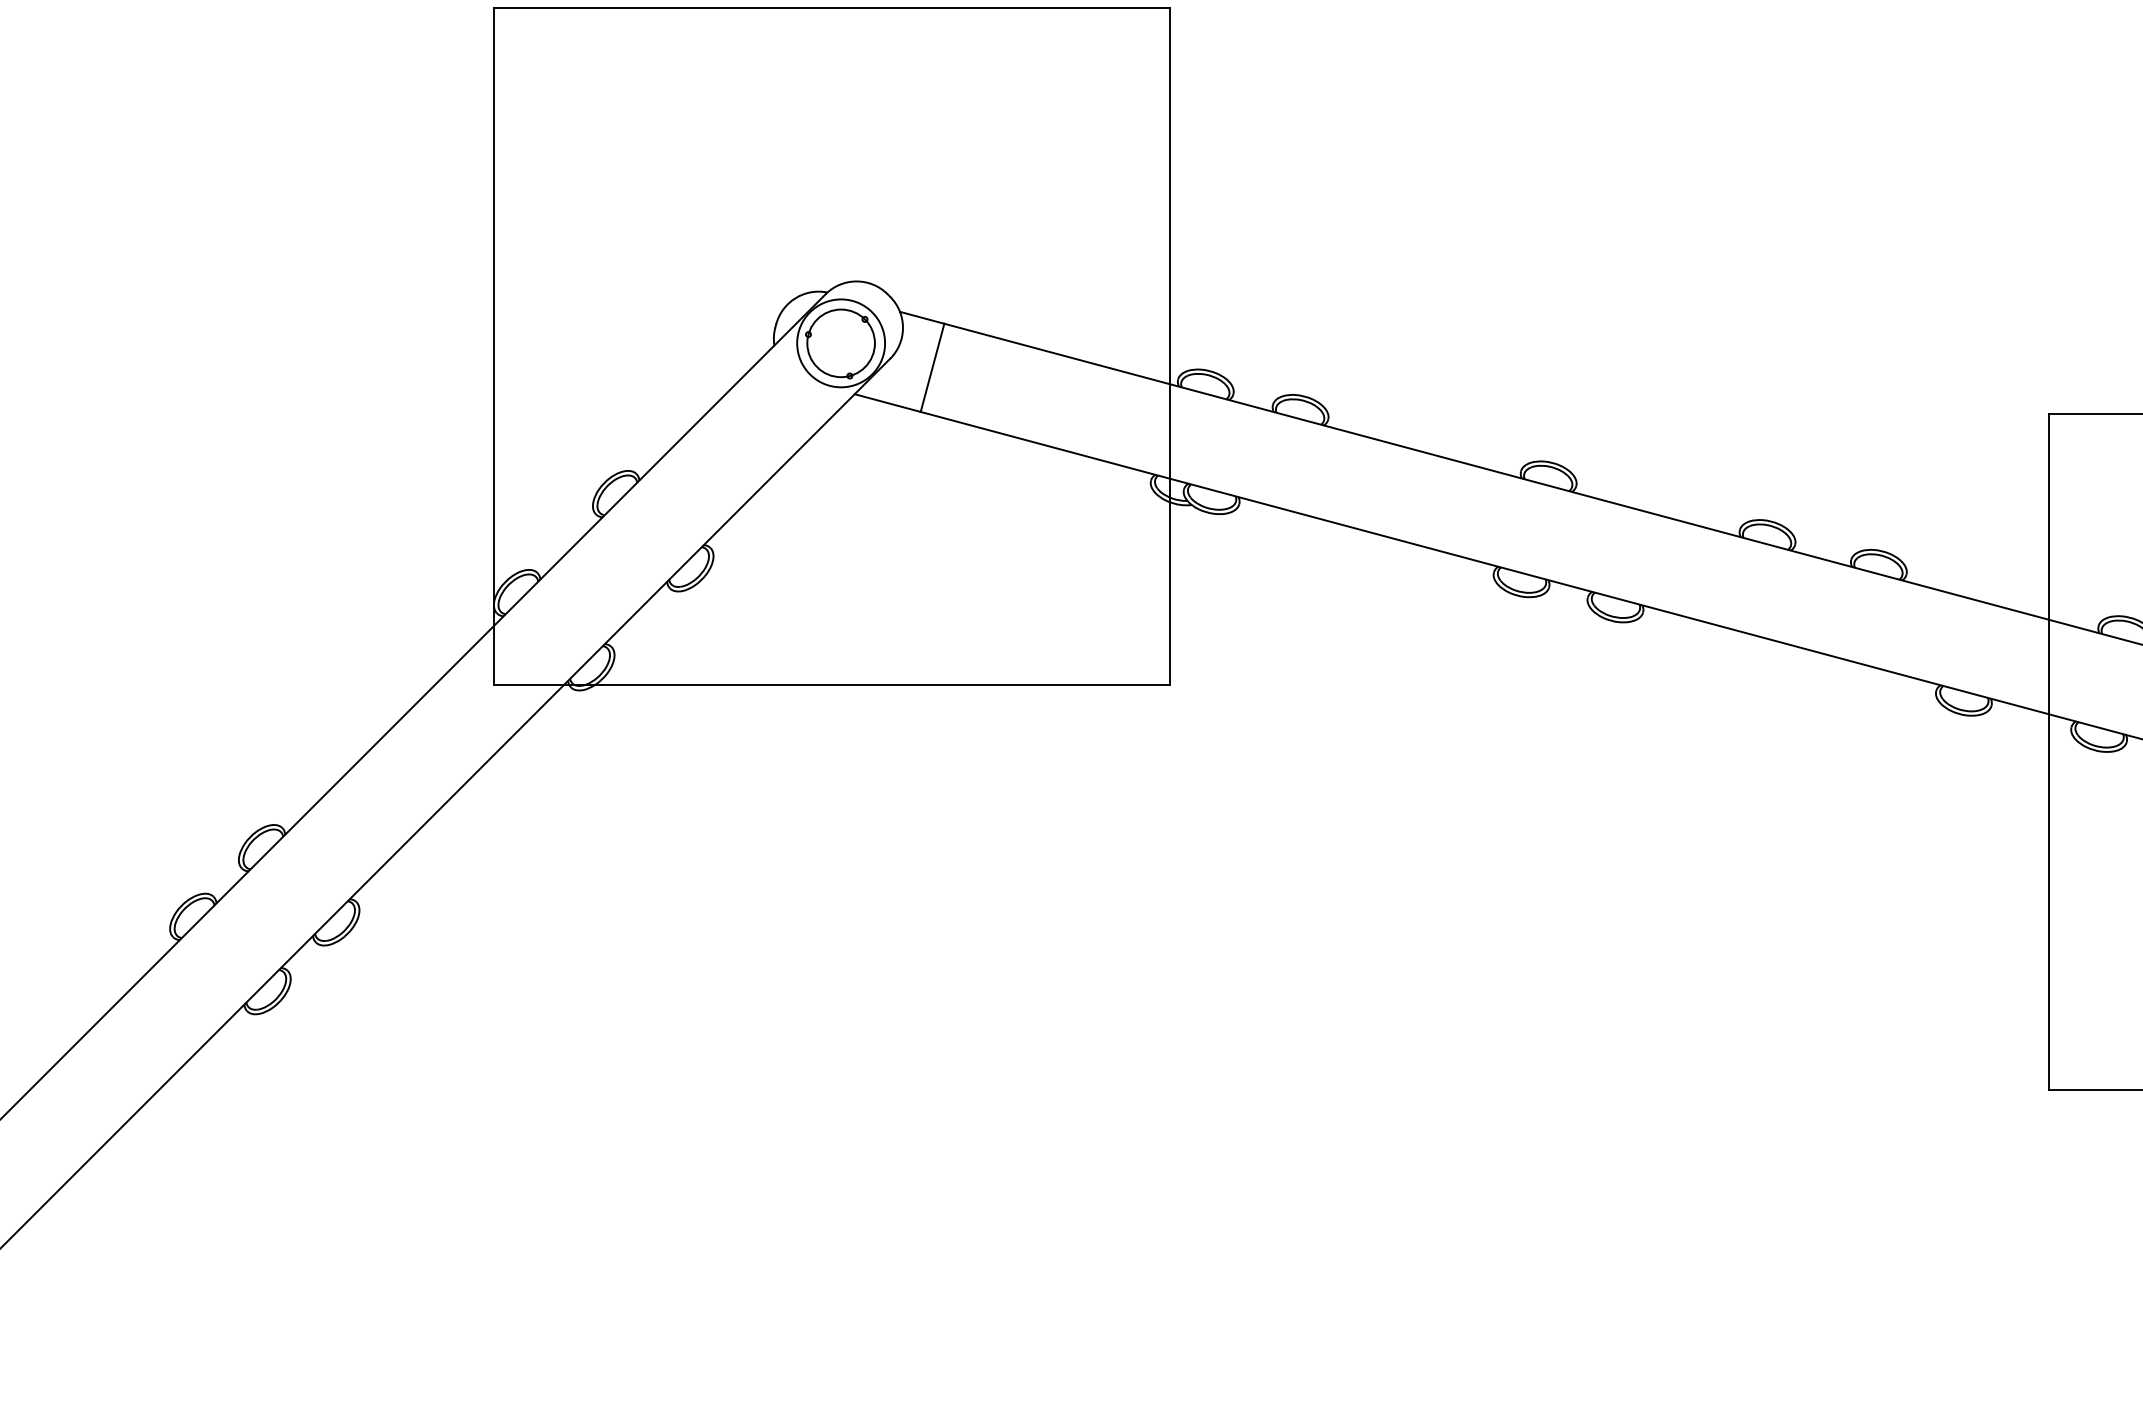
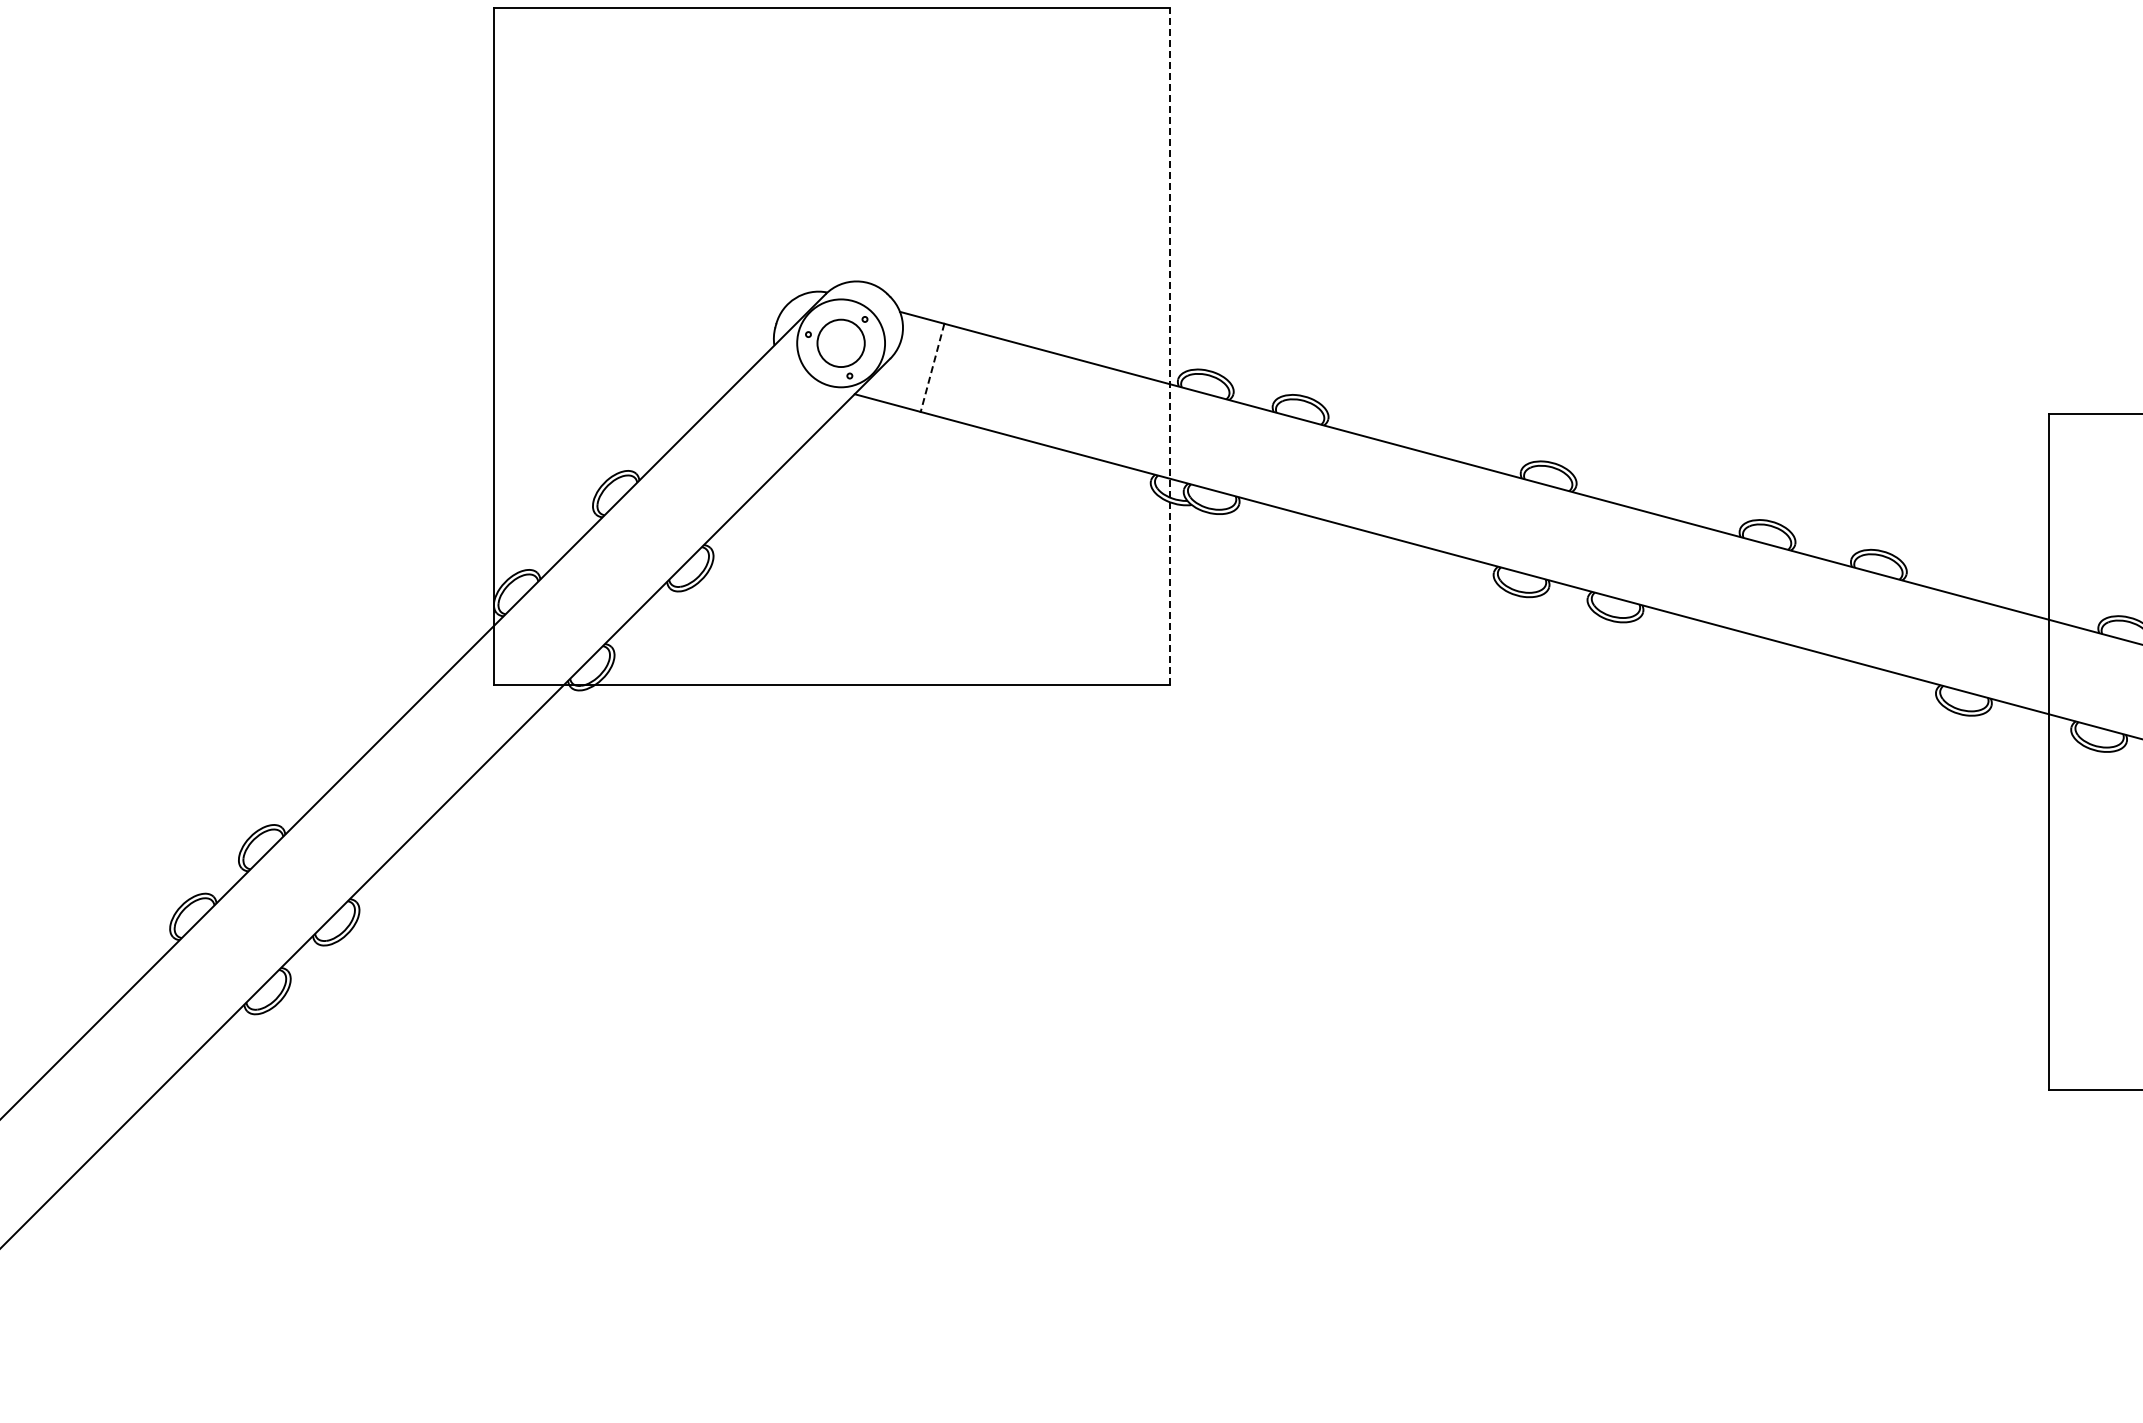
circle diameter: 68 px -> 47 px (840, 343)
line: solid -> dashed (1169, 345)
line: solid -> dashed (932, 367)
